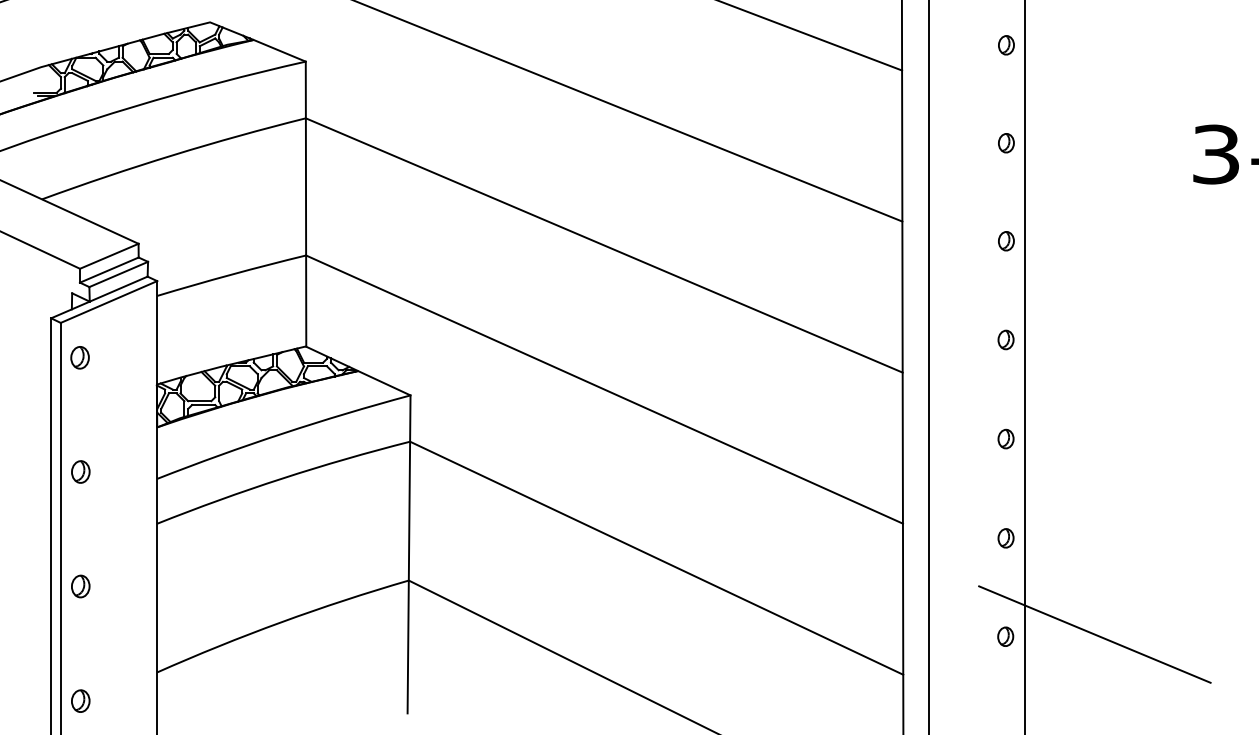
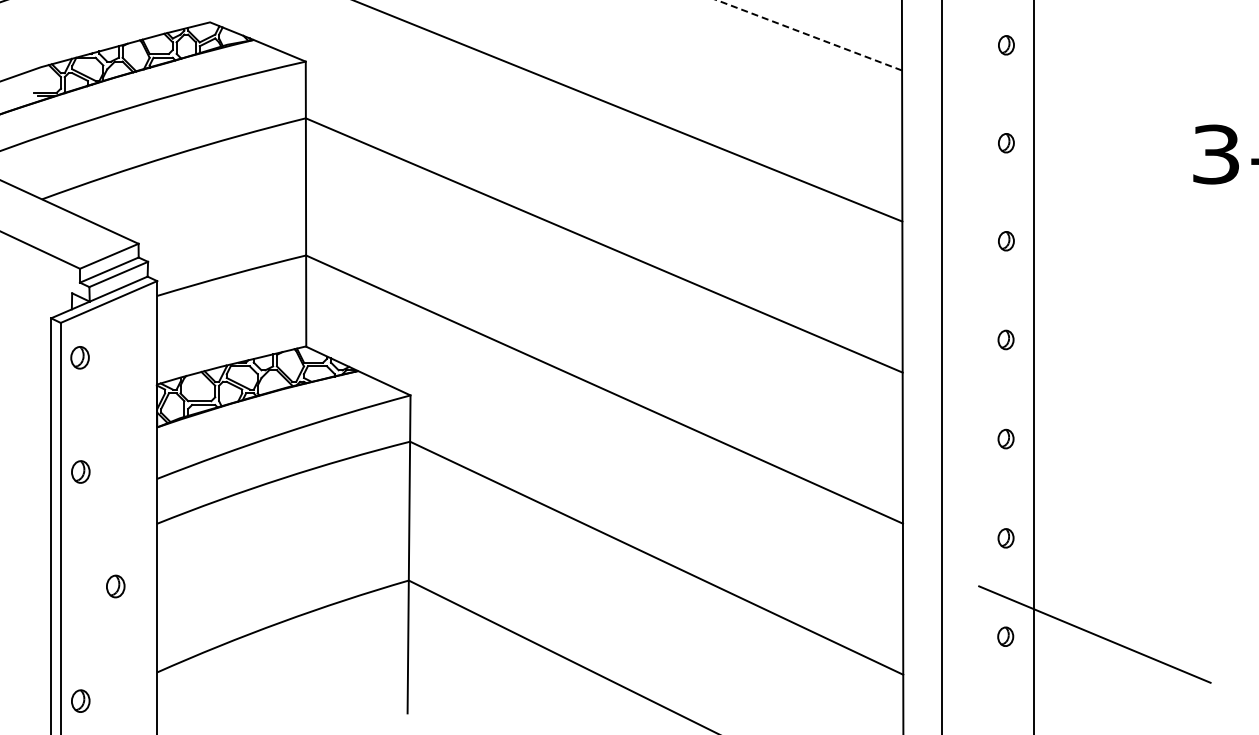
line: solid -> dashed (809, 35)
line position: (928, 366) -> (941, 366) (941, 366)
line position: (1025, 366) -> (1034, 366) (1034, 366)
part position: (80, 586) -> (115, 586) (115, 586)
